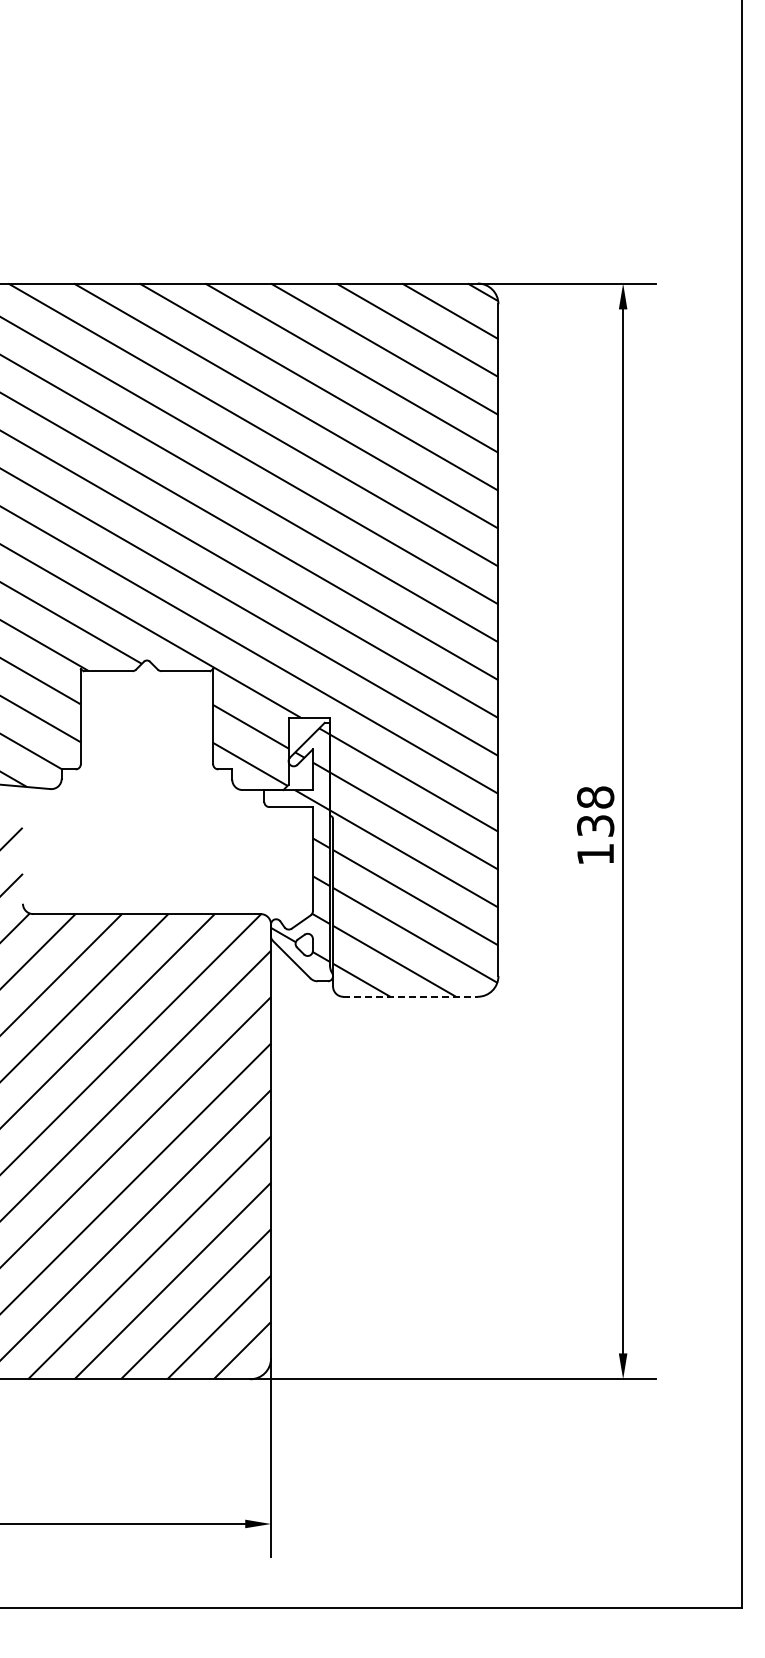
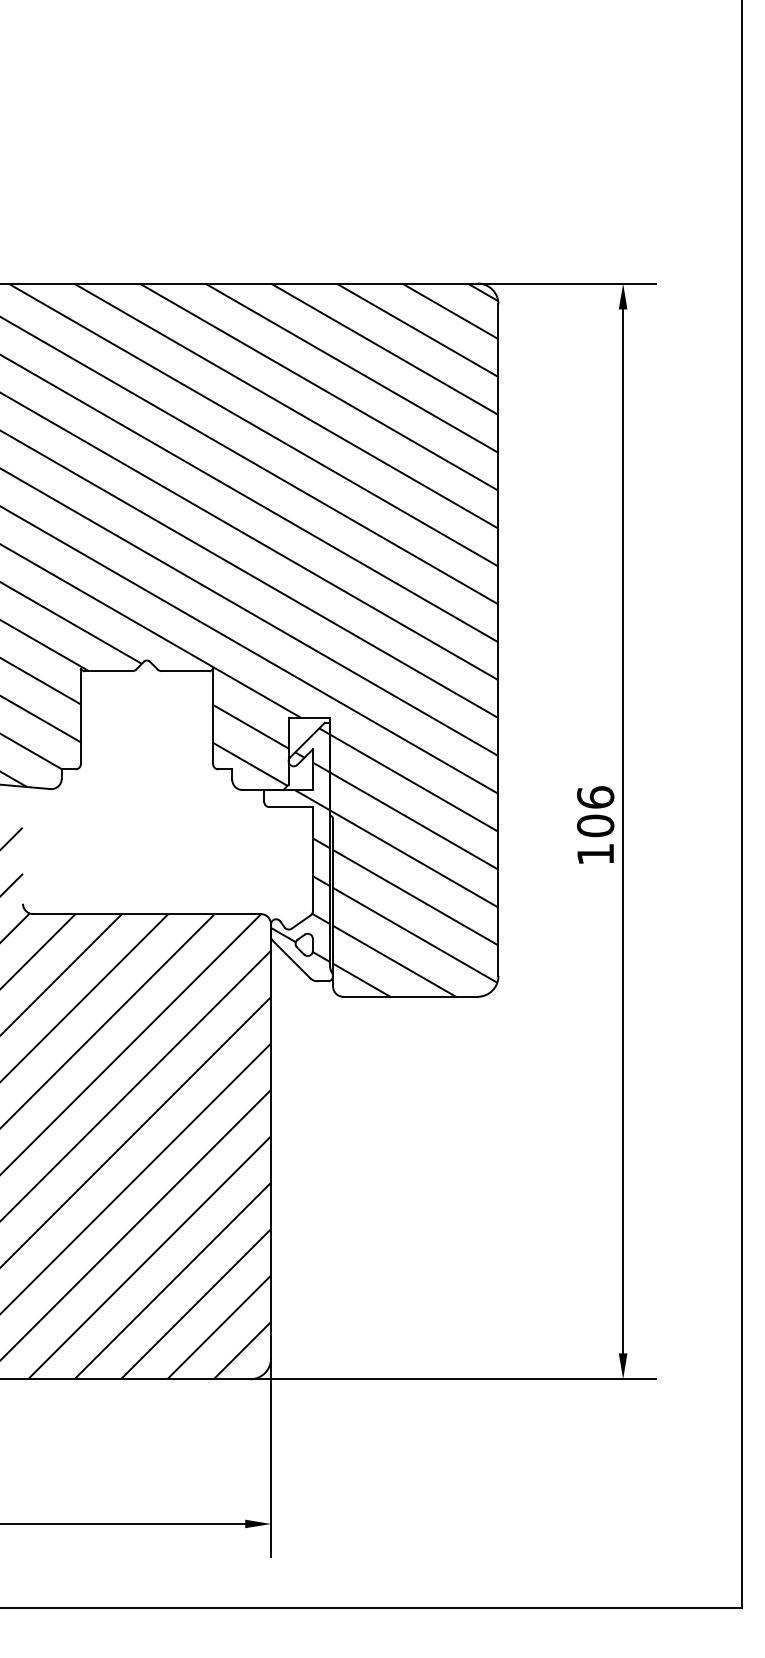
text: 138 -> 106 (595, 811)
line: dashed -> solid (411, 996)
